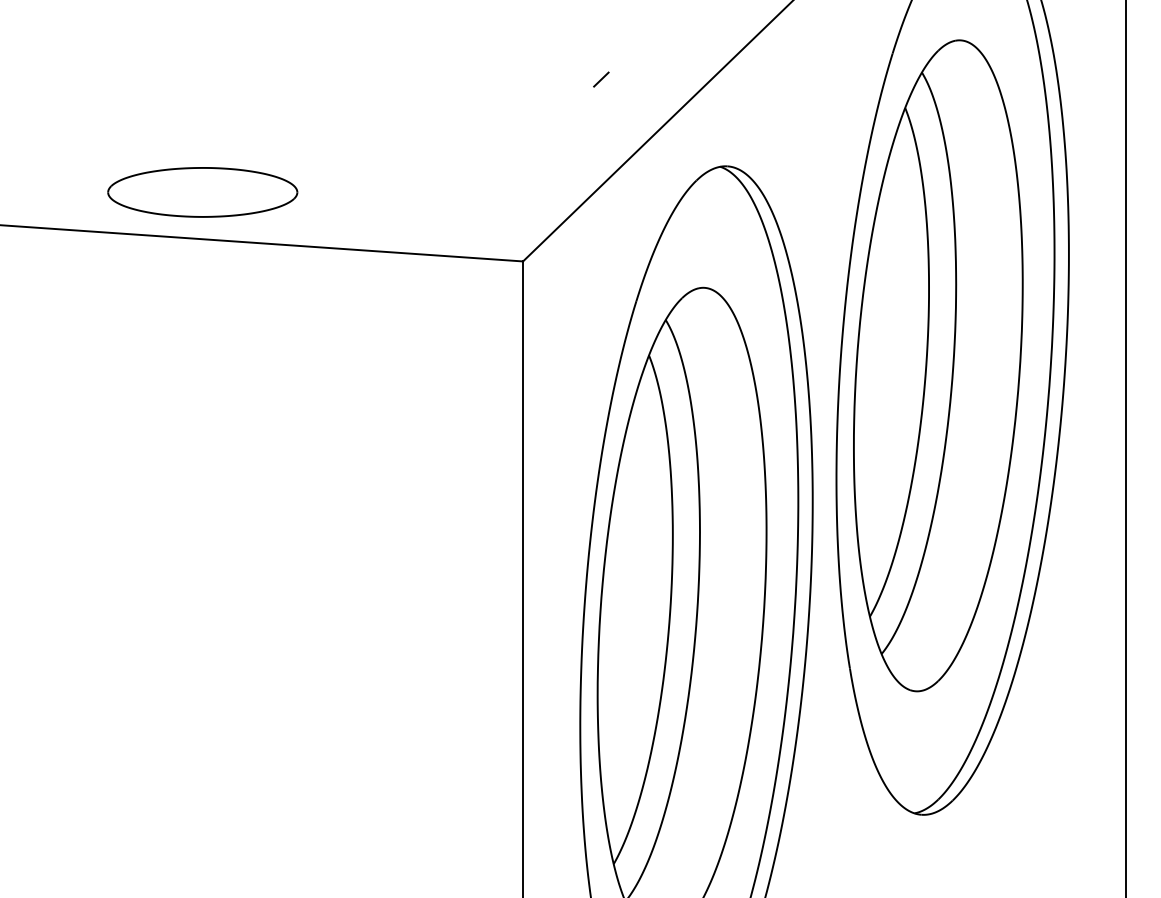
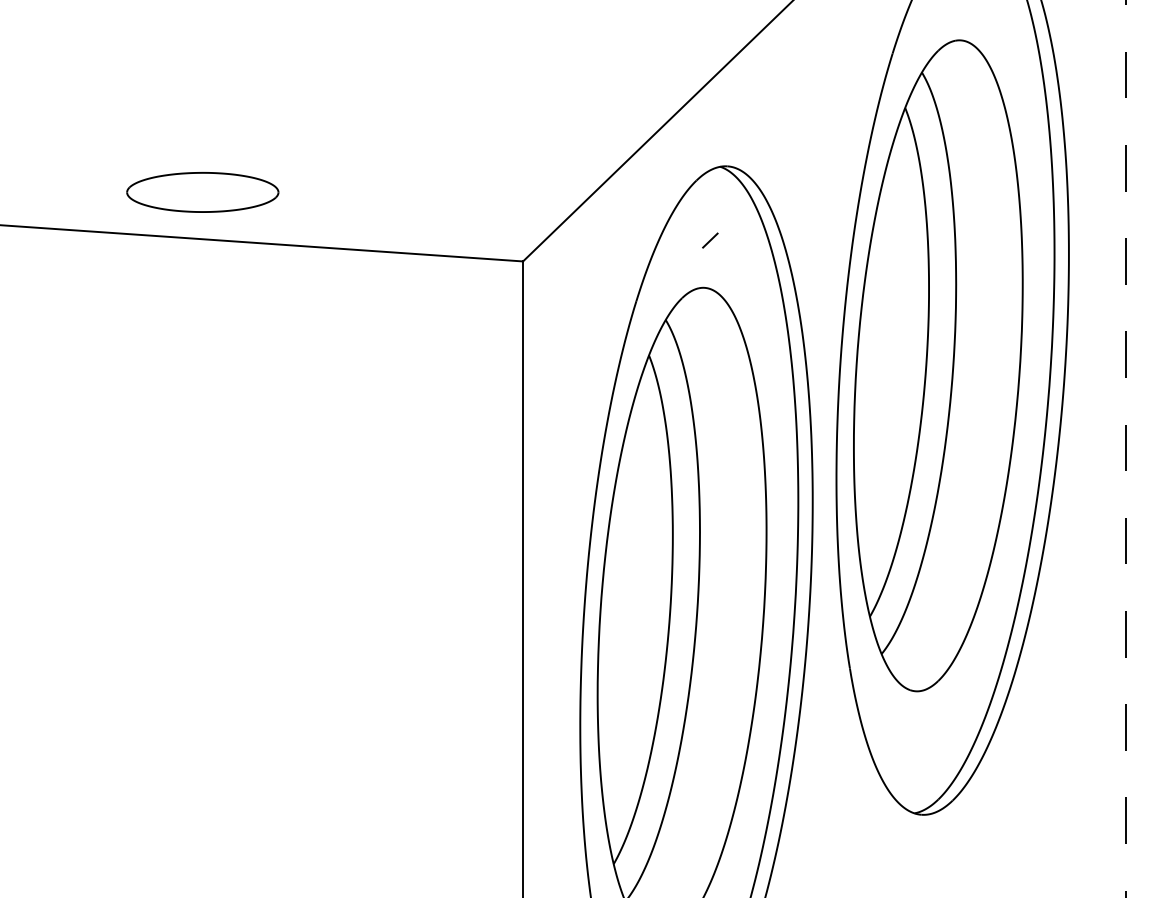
line position: (601, 79) -> (710, 240) (710, 240)
part size: 192x51 px -> 154x41 px (202, 192)
line: solid -> dashed (1126, 449)
